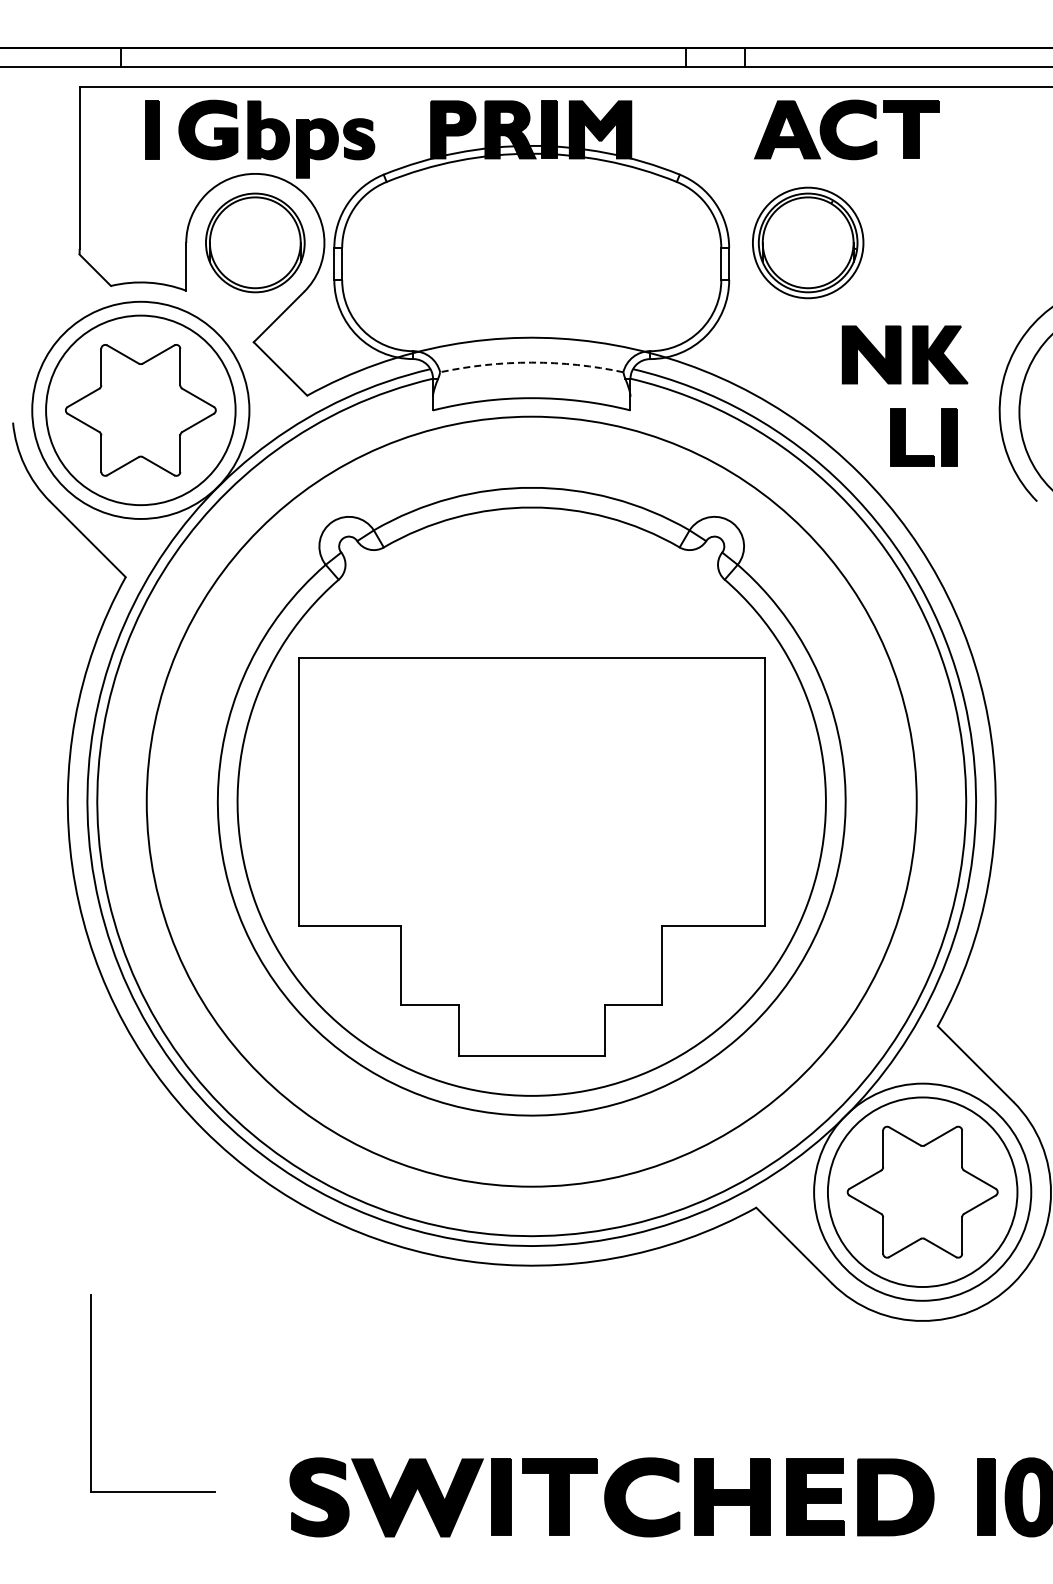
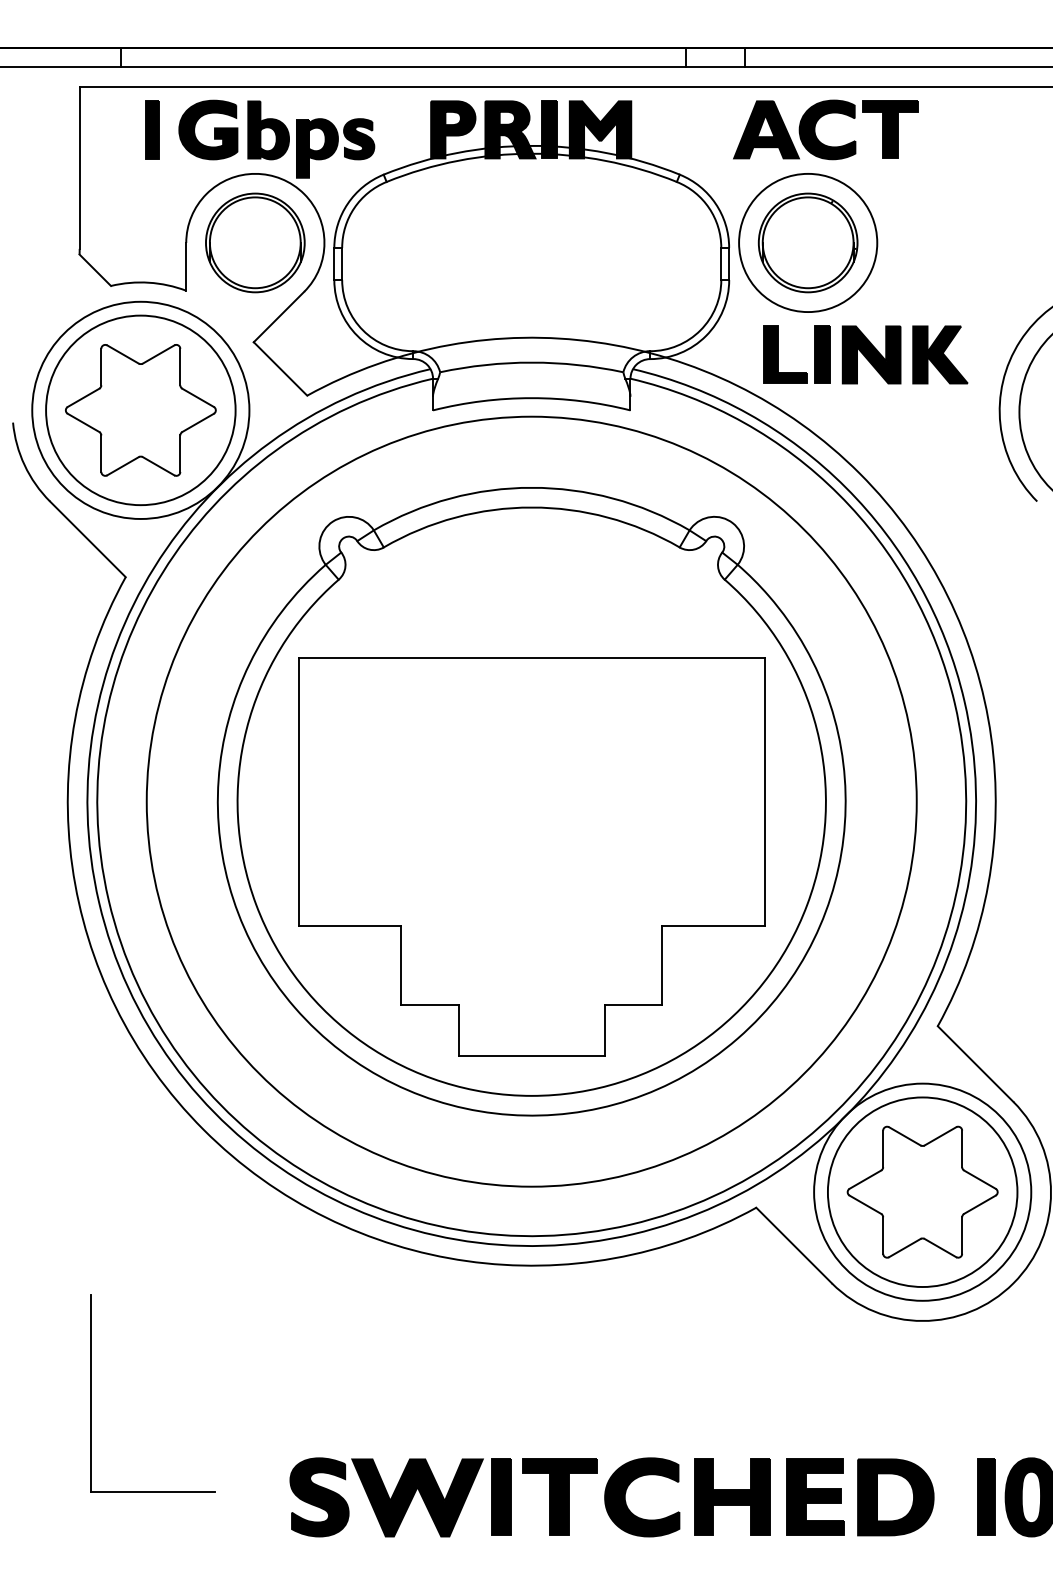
part position: (836, 129) -> (815, 129) (815, 129)
circle diameter: 111 px -> 138 px (808, 242)
arc: dashed -> solid (531, 362)
part position: (905, 437) -> (778, 354) (778, 354)
